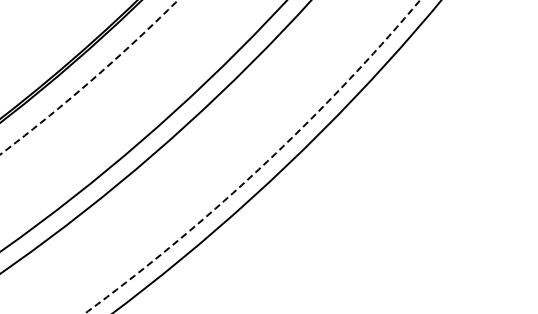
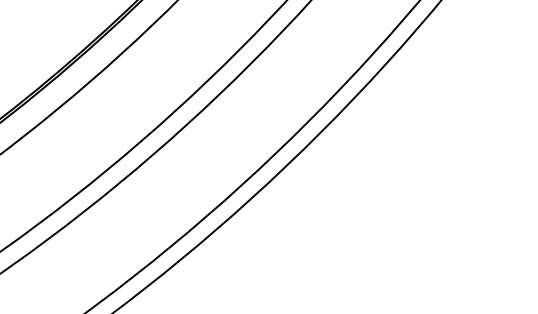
circle: dashed -> solid (88, 77)
circle: dashed -> solid (252, 156)
